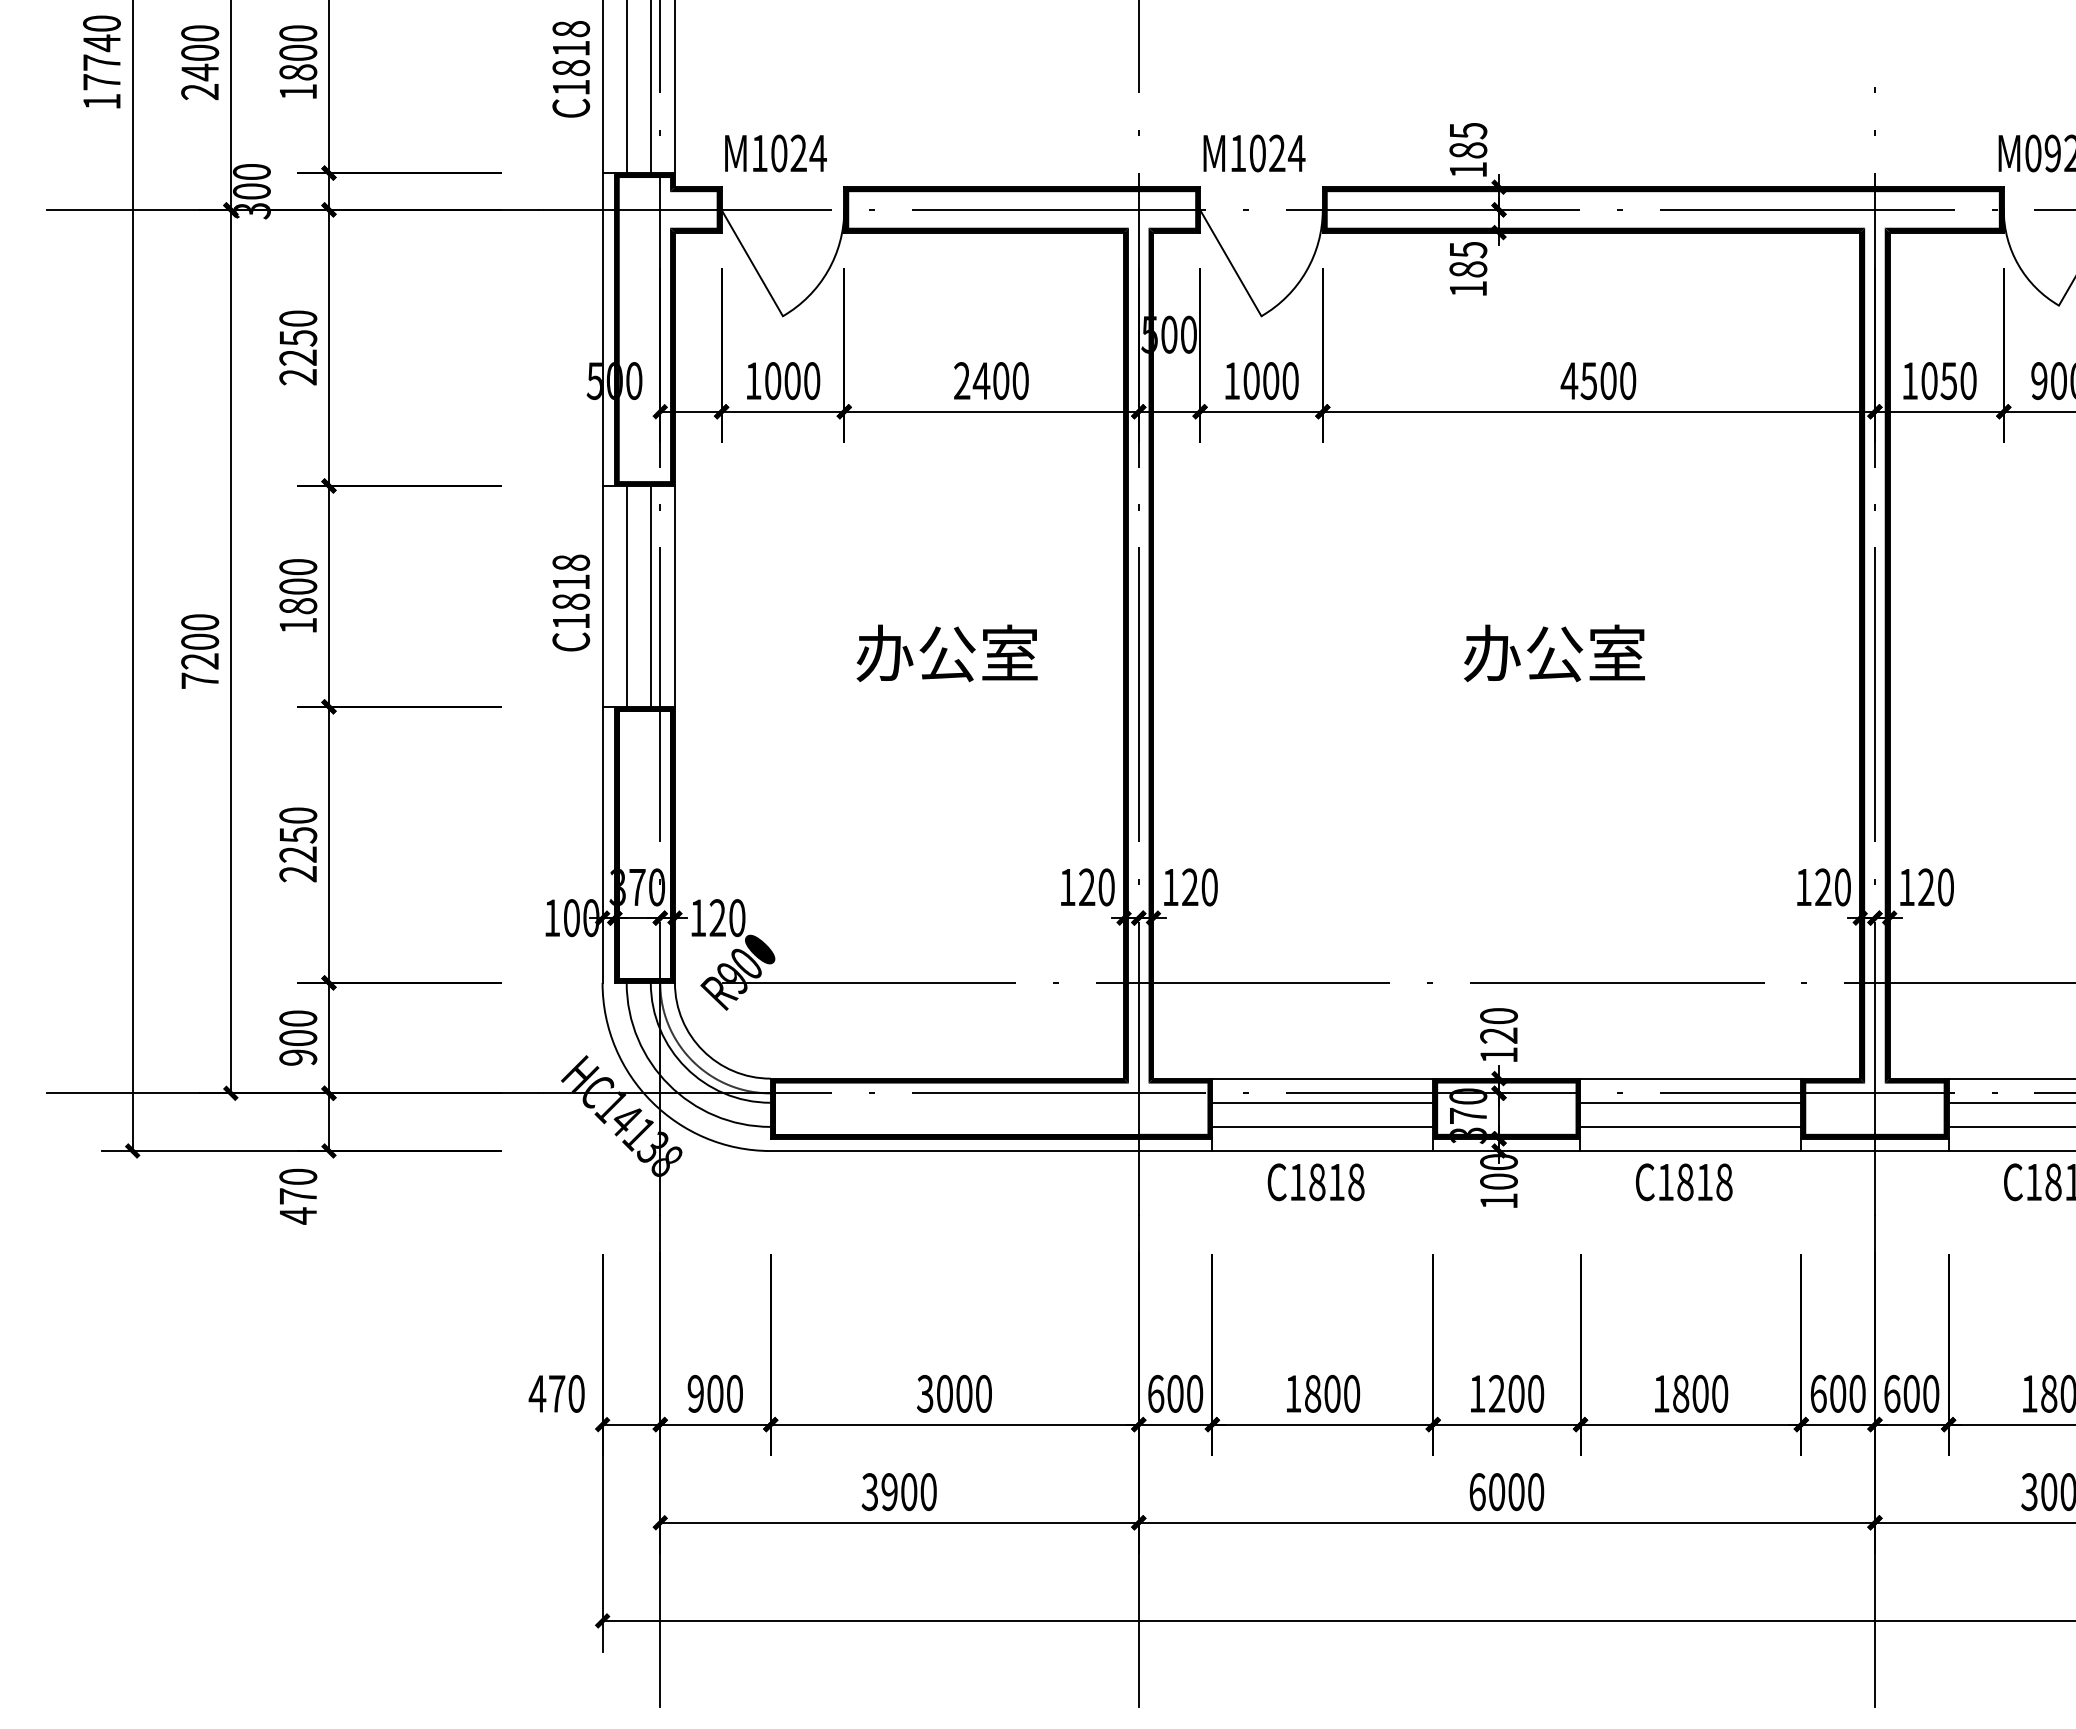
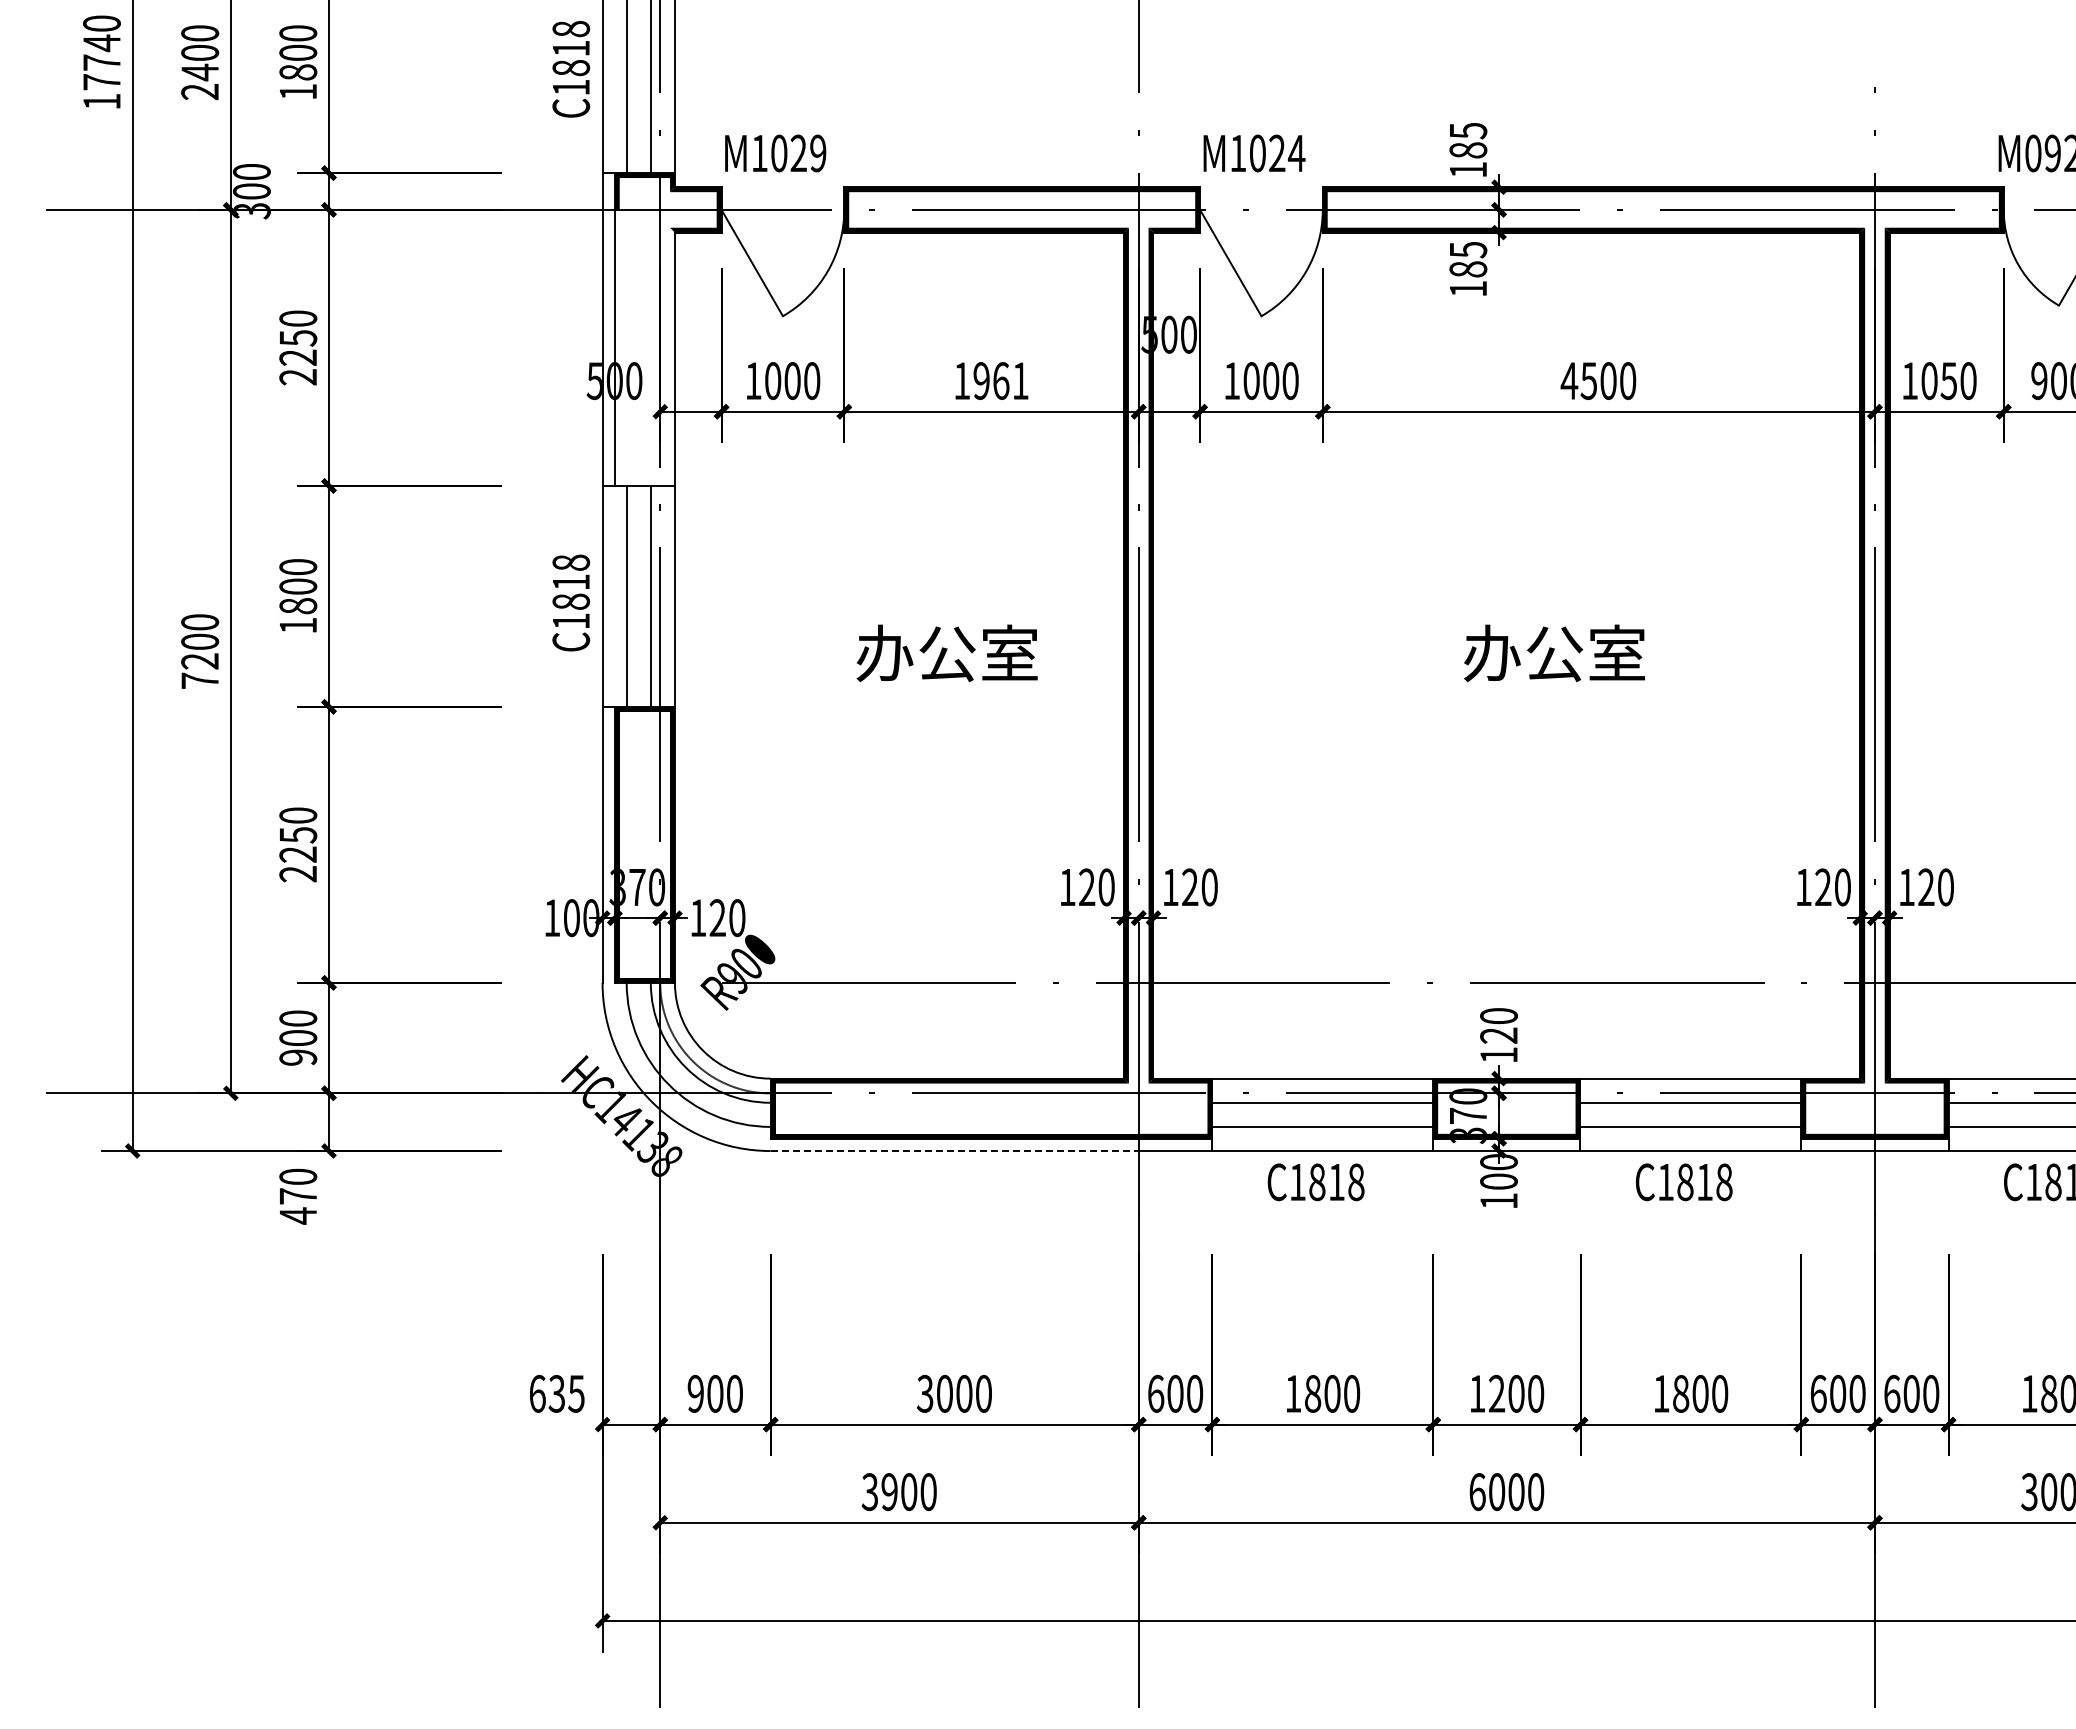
text: M1024 -> M1029 (817, 153)
fill: present -> none (644, 347)
text: 2400 -> 1961 (991, 381)
line: solid -> dashed (955, 1151)
text: 470 -> 635 (556, 1393)
